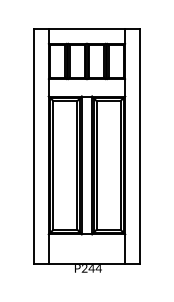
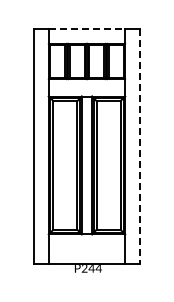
line: solid -> dashed (87, 29)
line: solid -> dashed (139, 146)
